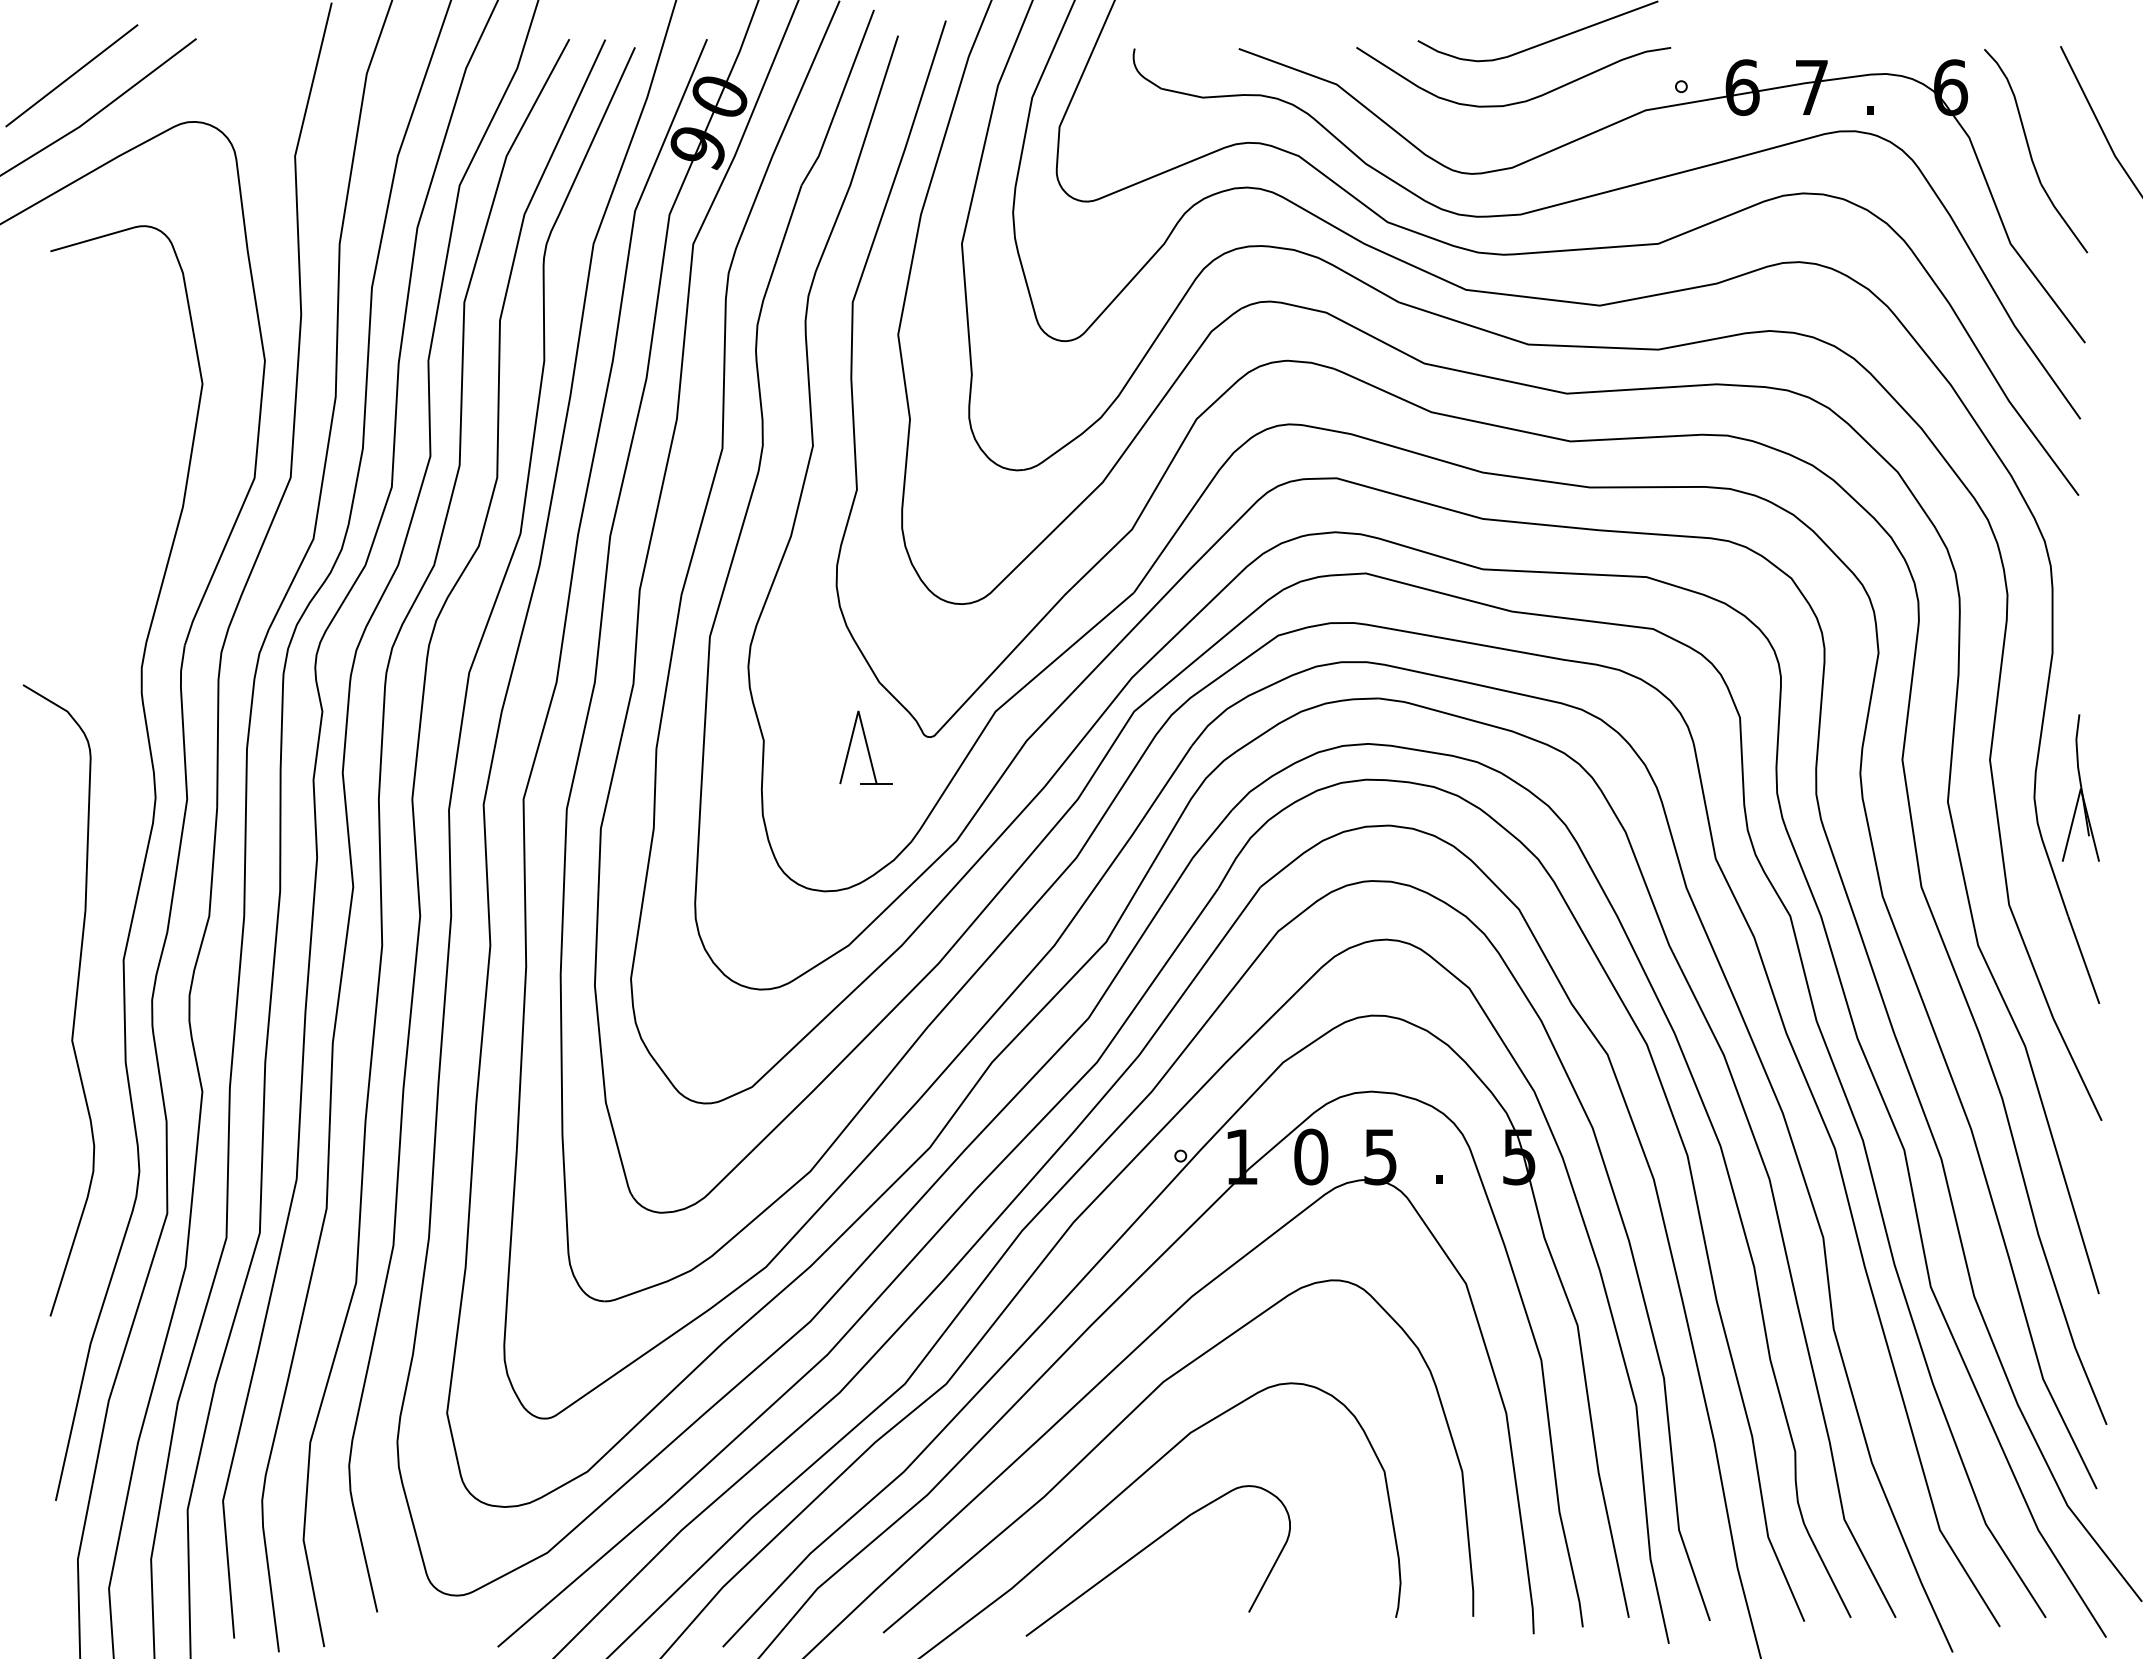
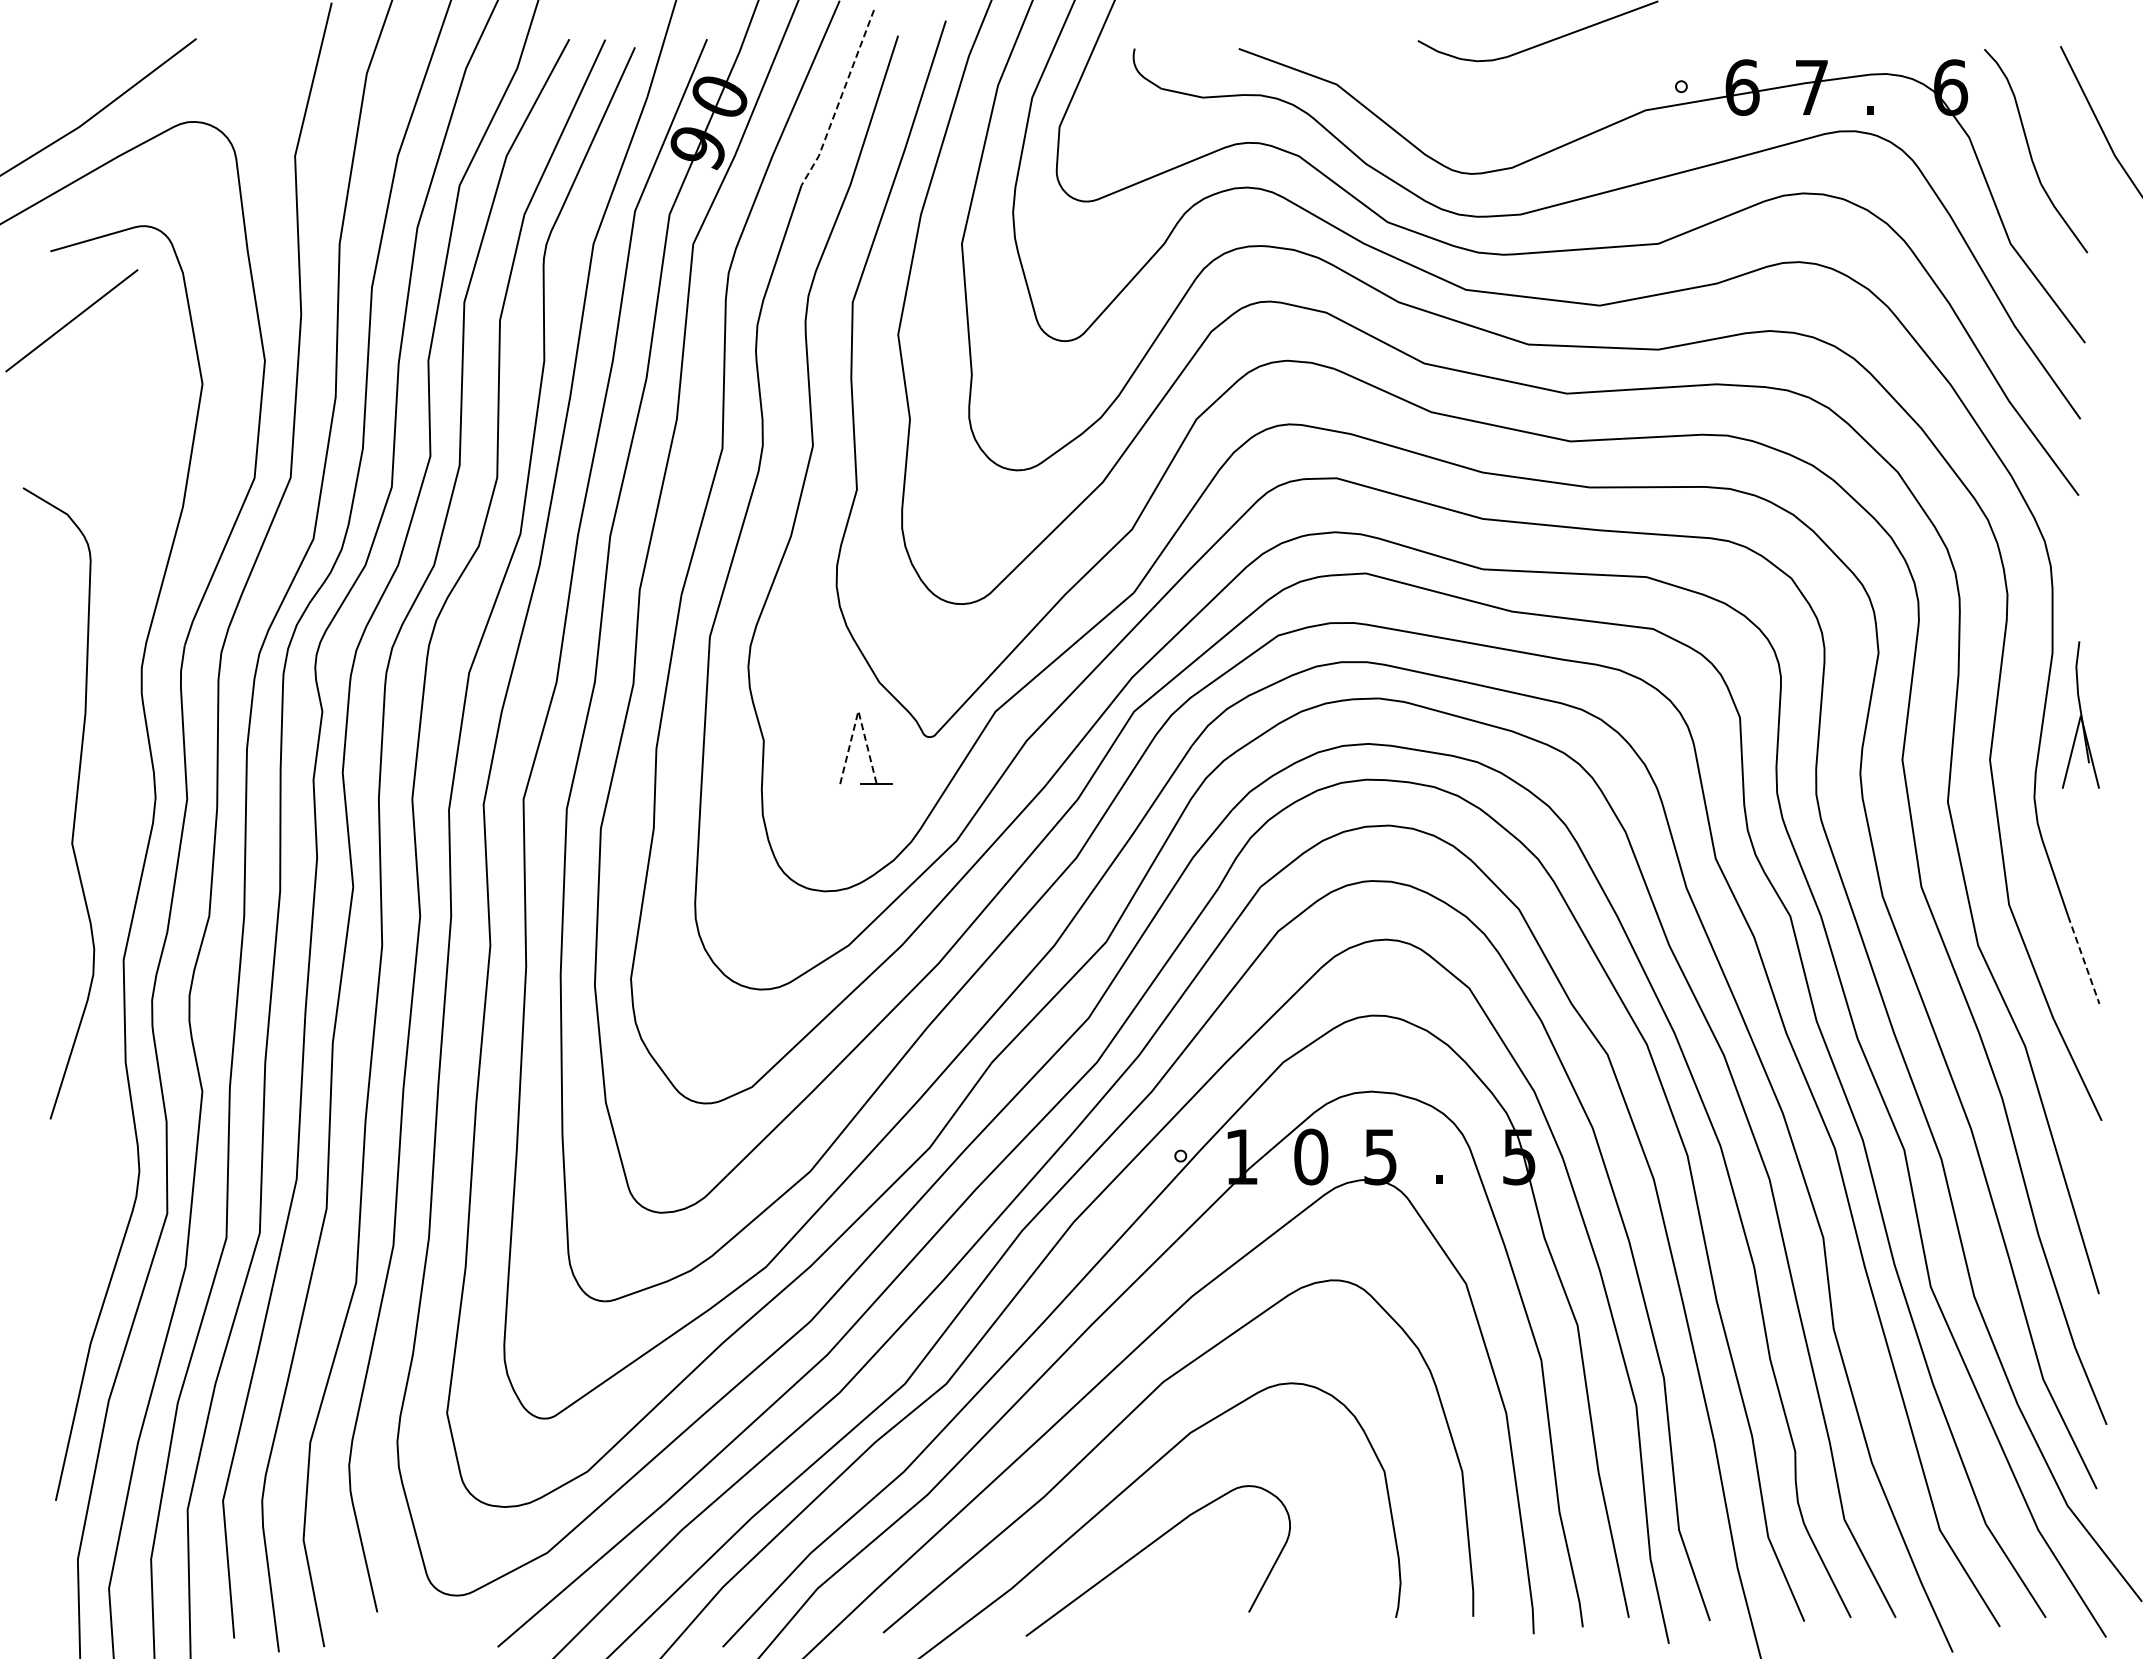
line position: (71, 75) -> (71, 320) (71, 320)
line: solid -> dashed (840, 99)
curve: present -> none (1519, 101)
line: solid -> dashed (858, 711)
part position: (2080, 787) -> (2080, 714) (2080, 714)
line: solid -> dashed (2083, 960)
curve position: (74, 1005) -> (74, 808) (74, 808)
